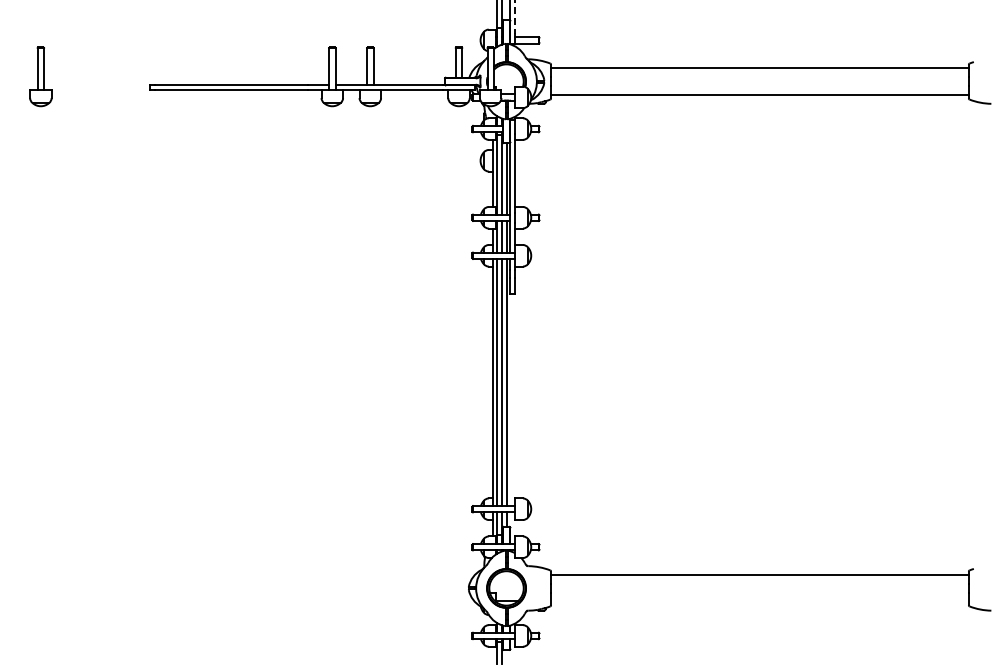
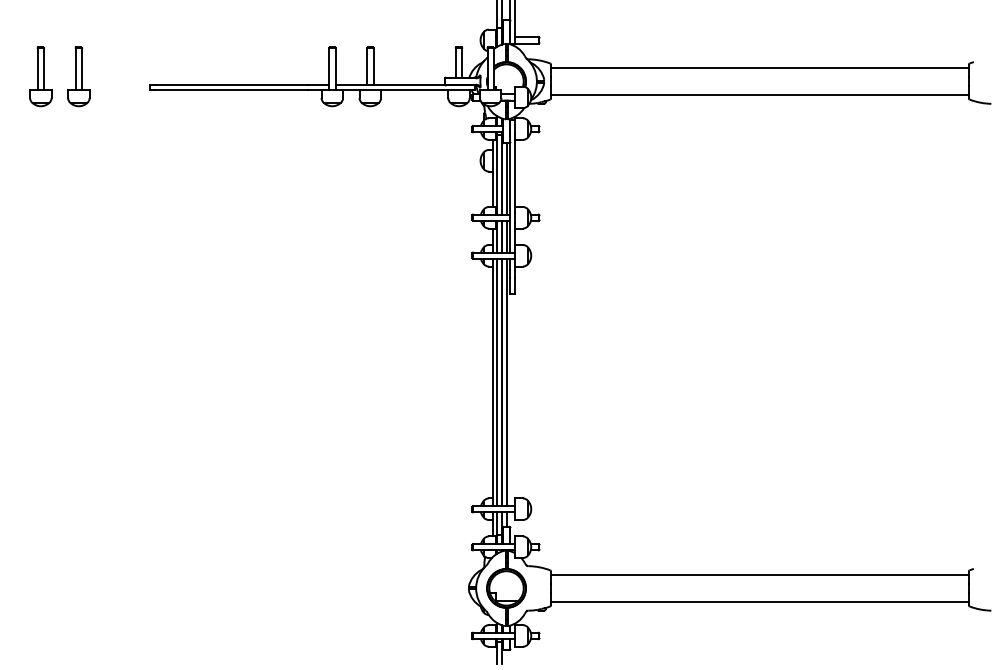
line: dashed -> solid (515, 17)
part: none -> present (78, 76)
line: none -> present (759, 601)
